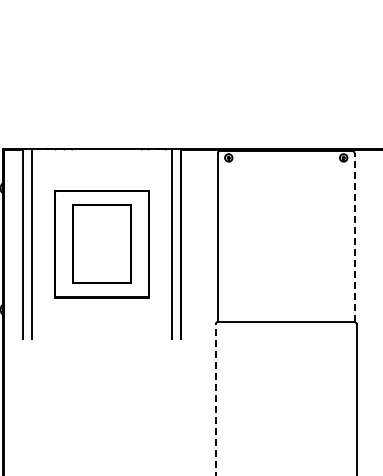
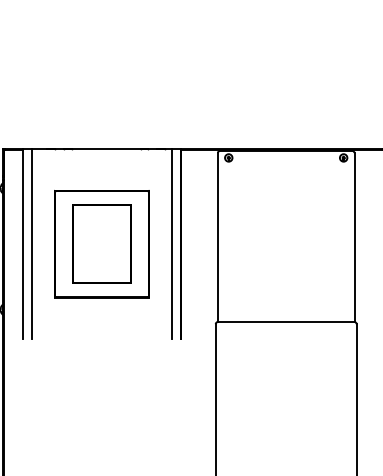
line: dashed -> solid (354, 237)
line: dashed -> solid (215, 399)
